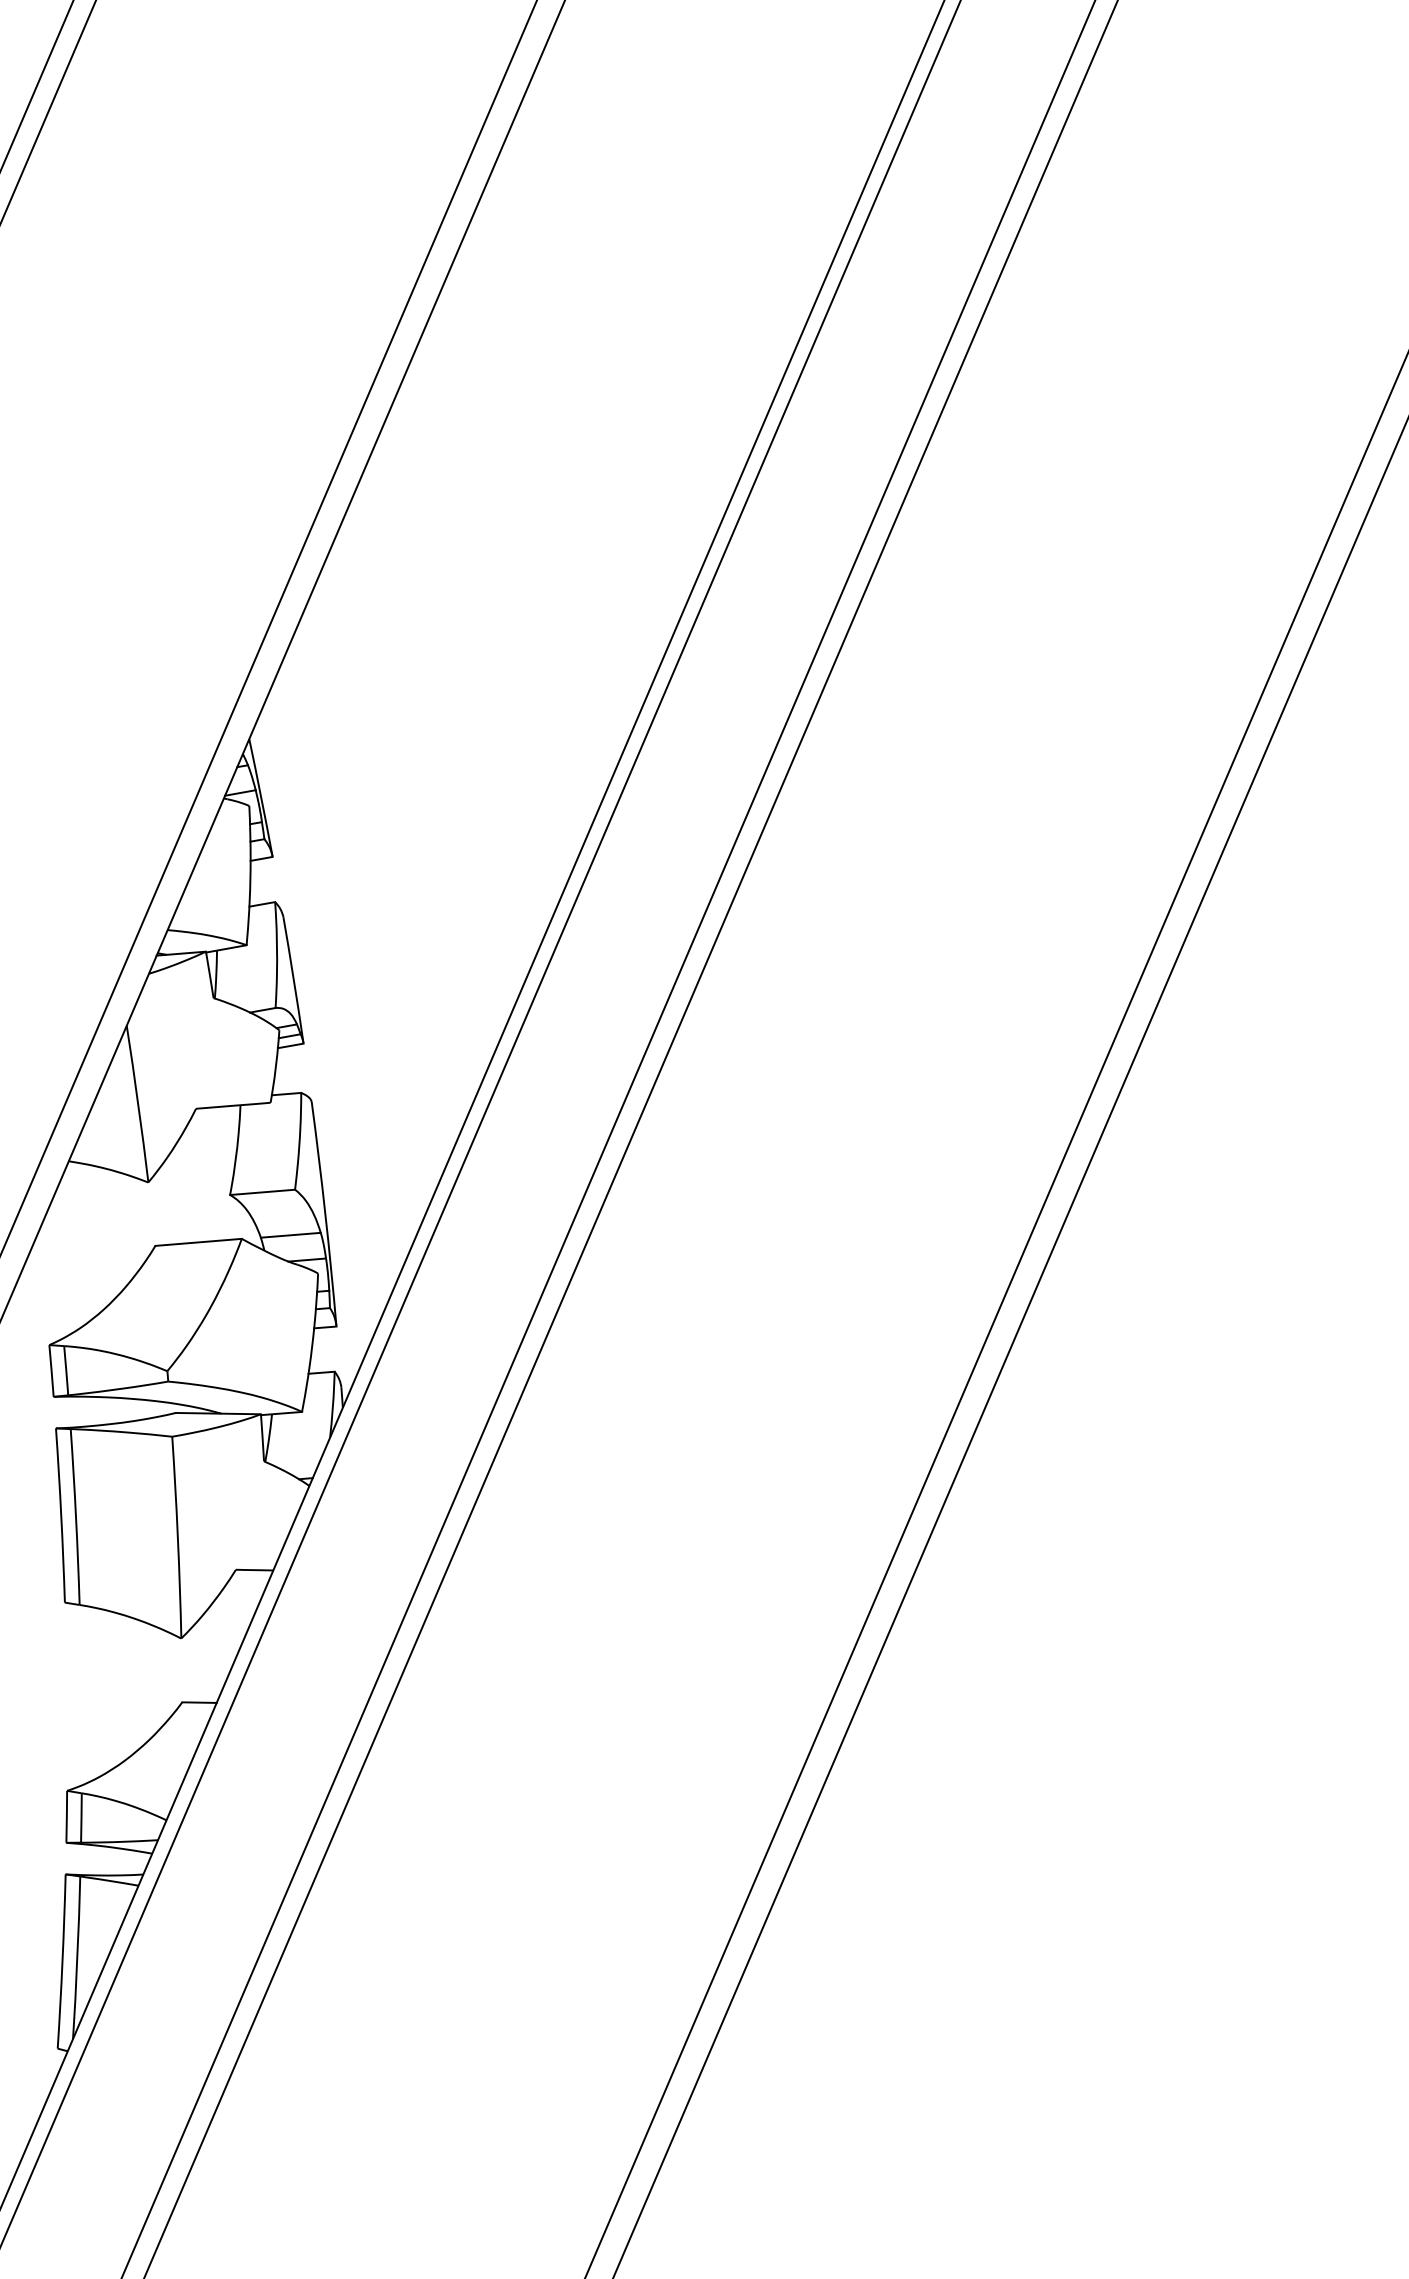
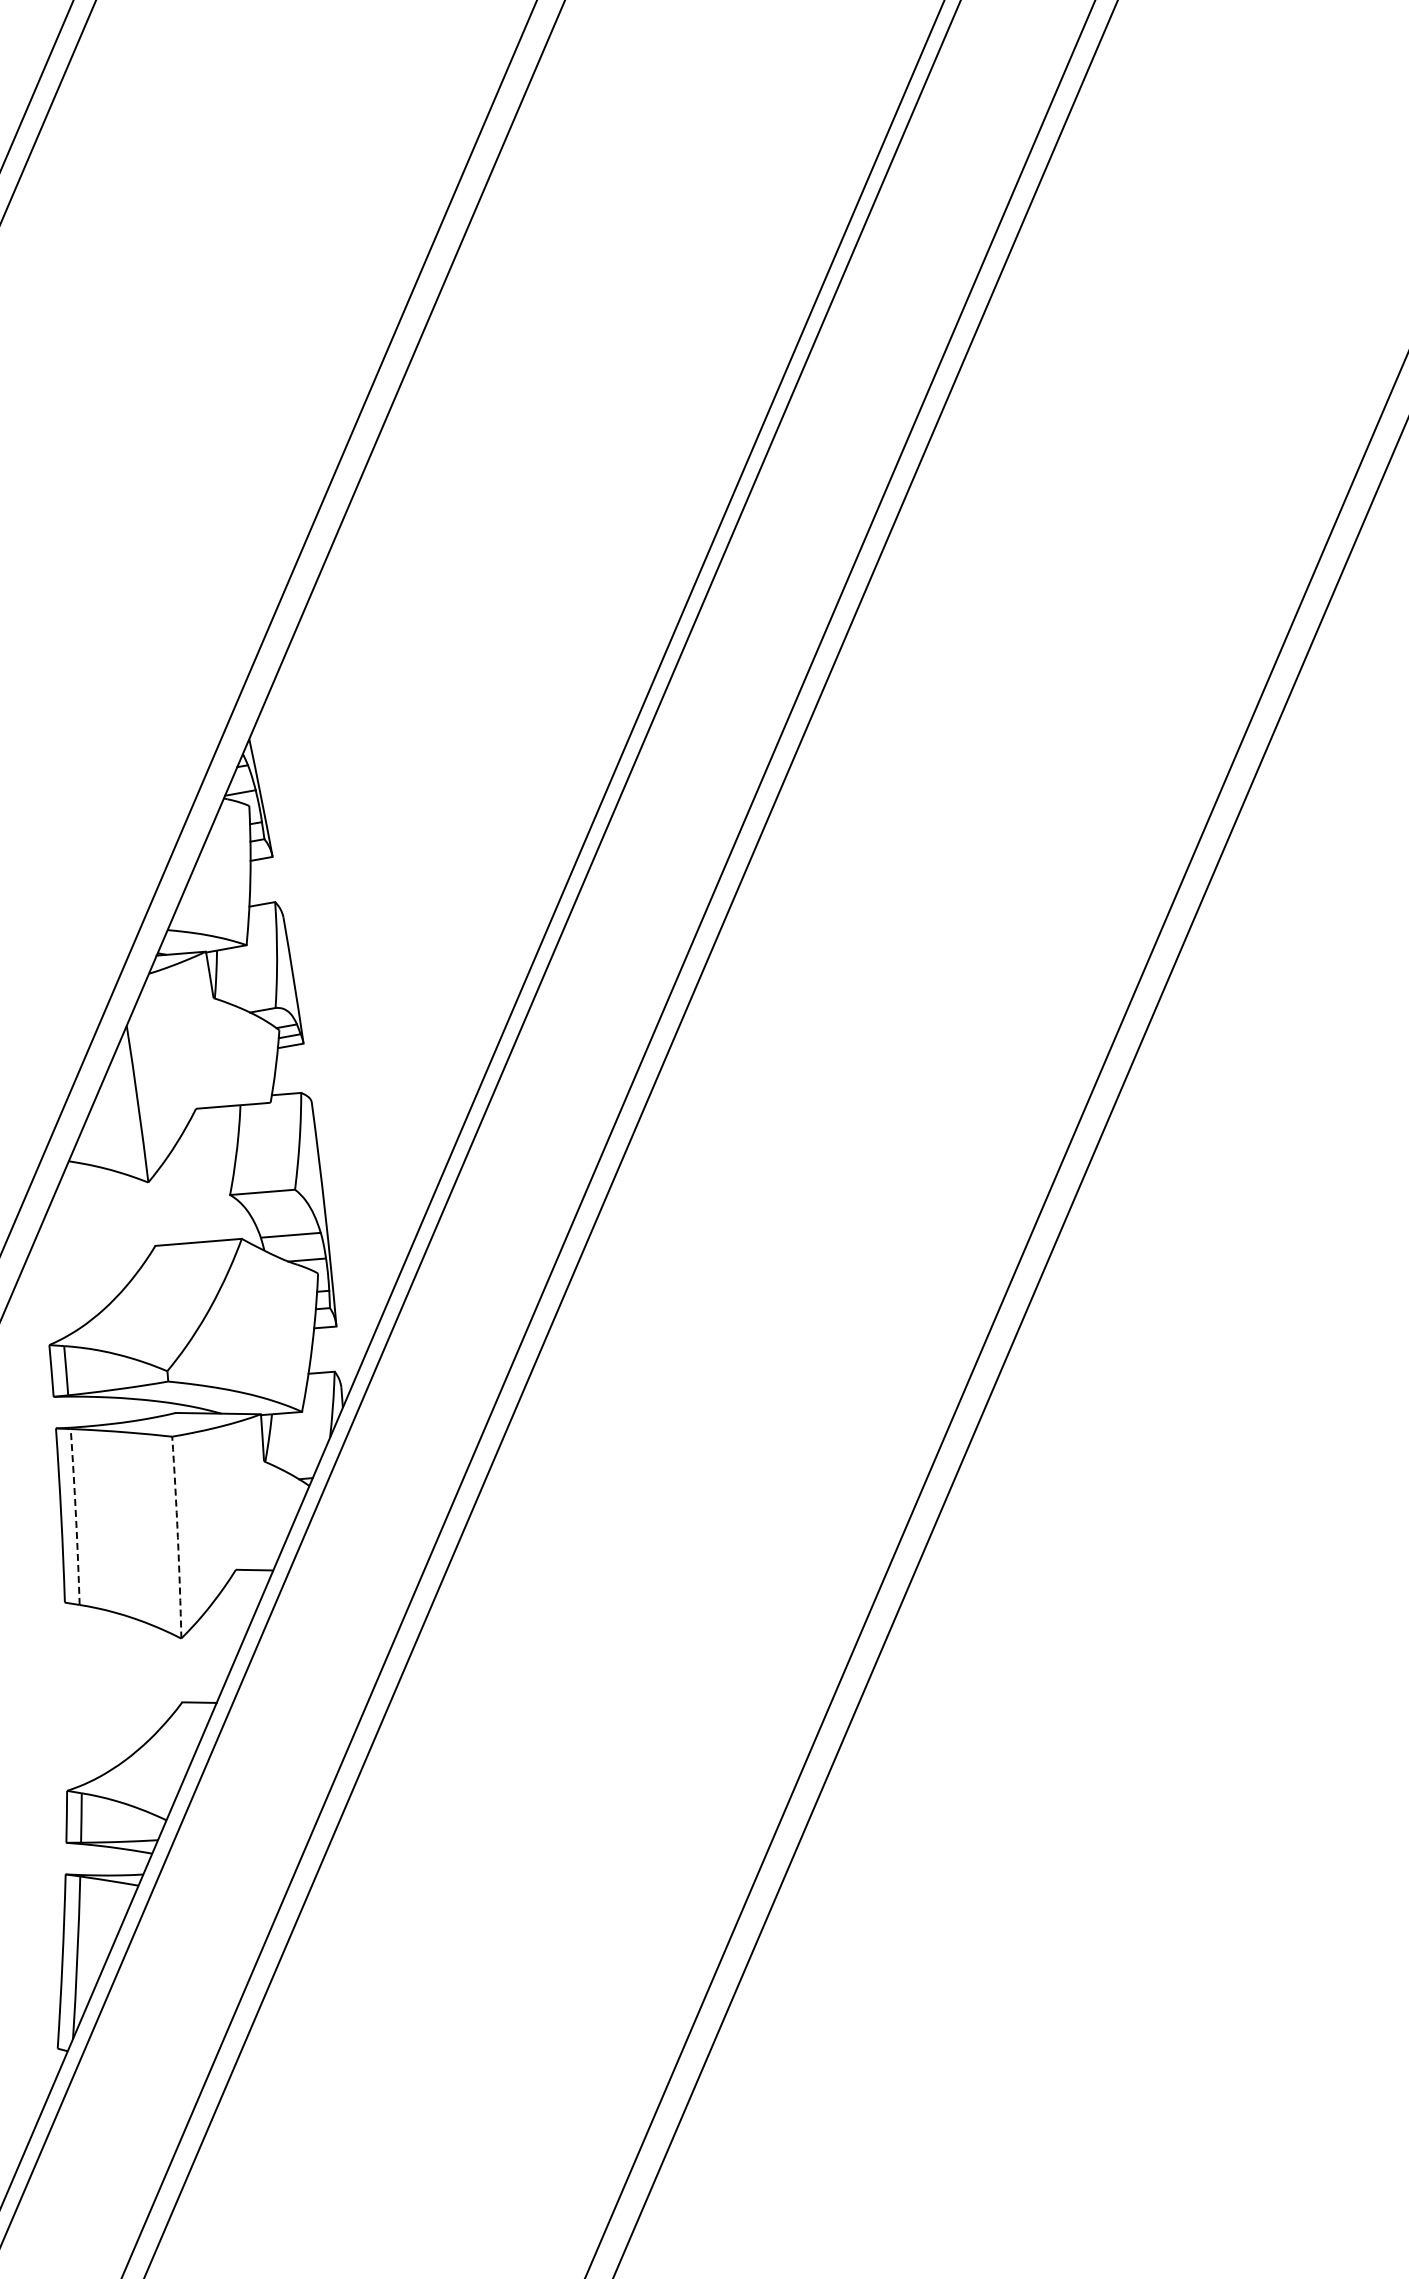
arc: solid -> dashed (76, 1516)
arc: solid -> dashed (177, 1537)
